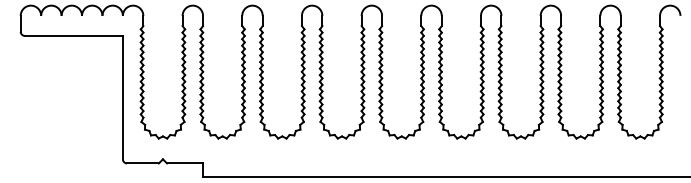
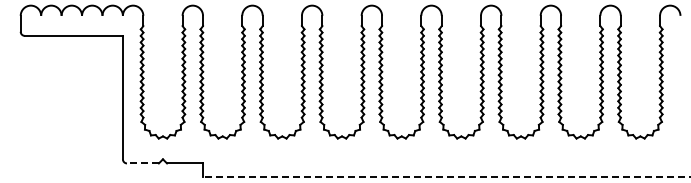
line: solid -> dashed (142, 163)
line: solid -> dashed (446, 177)
